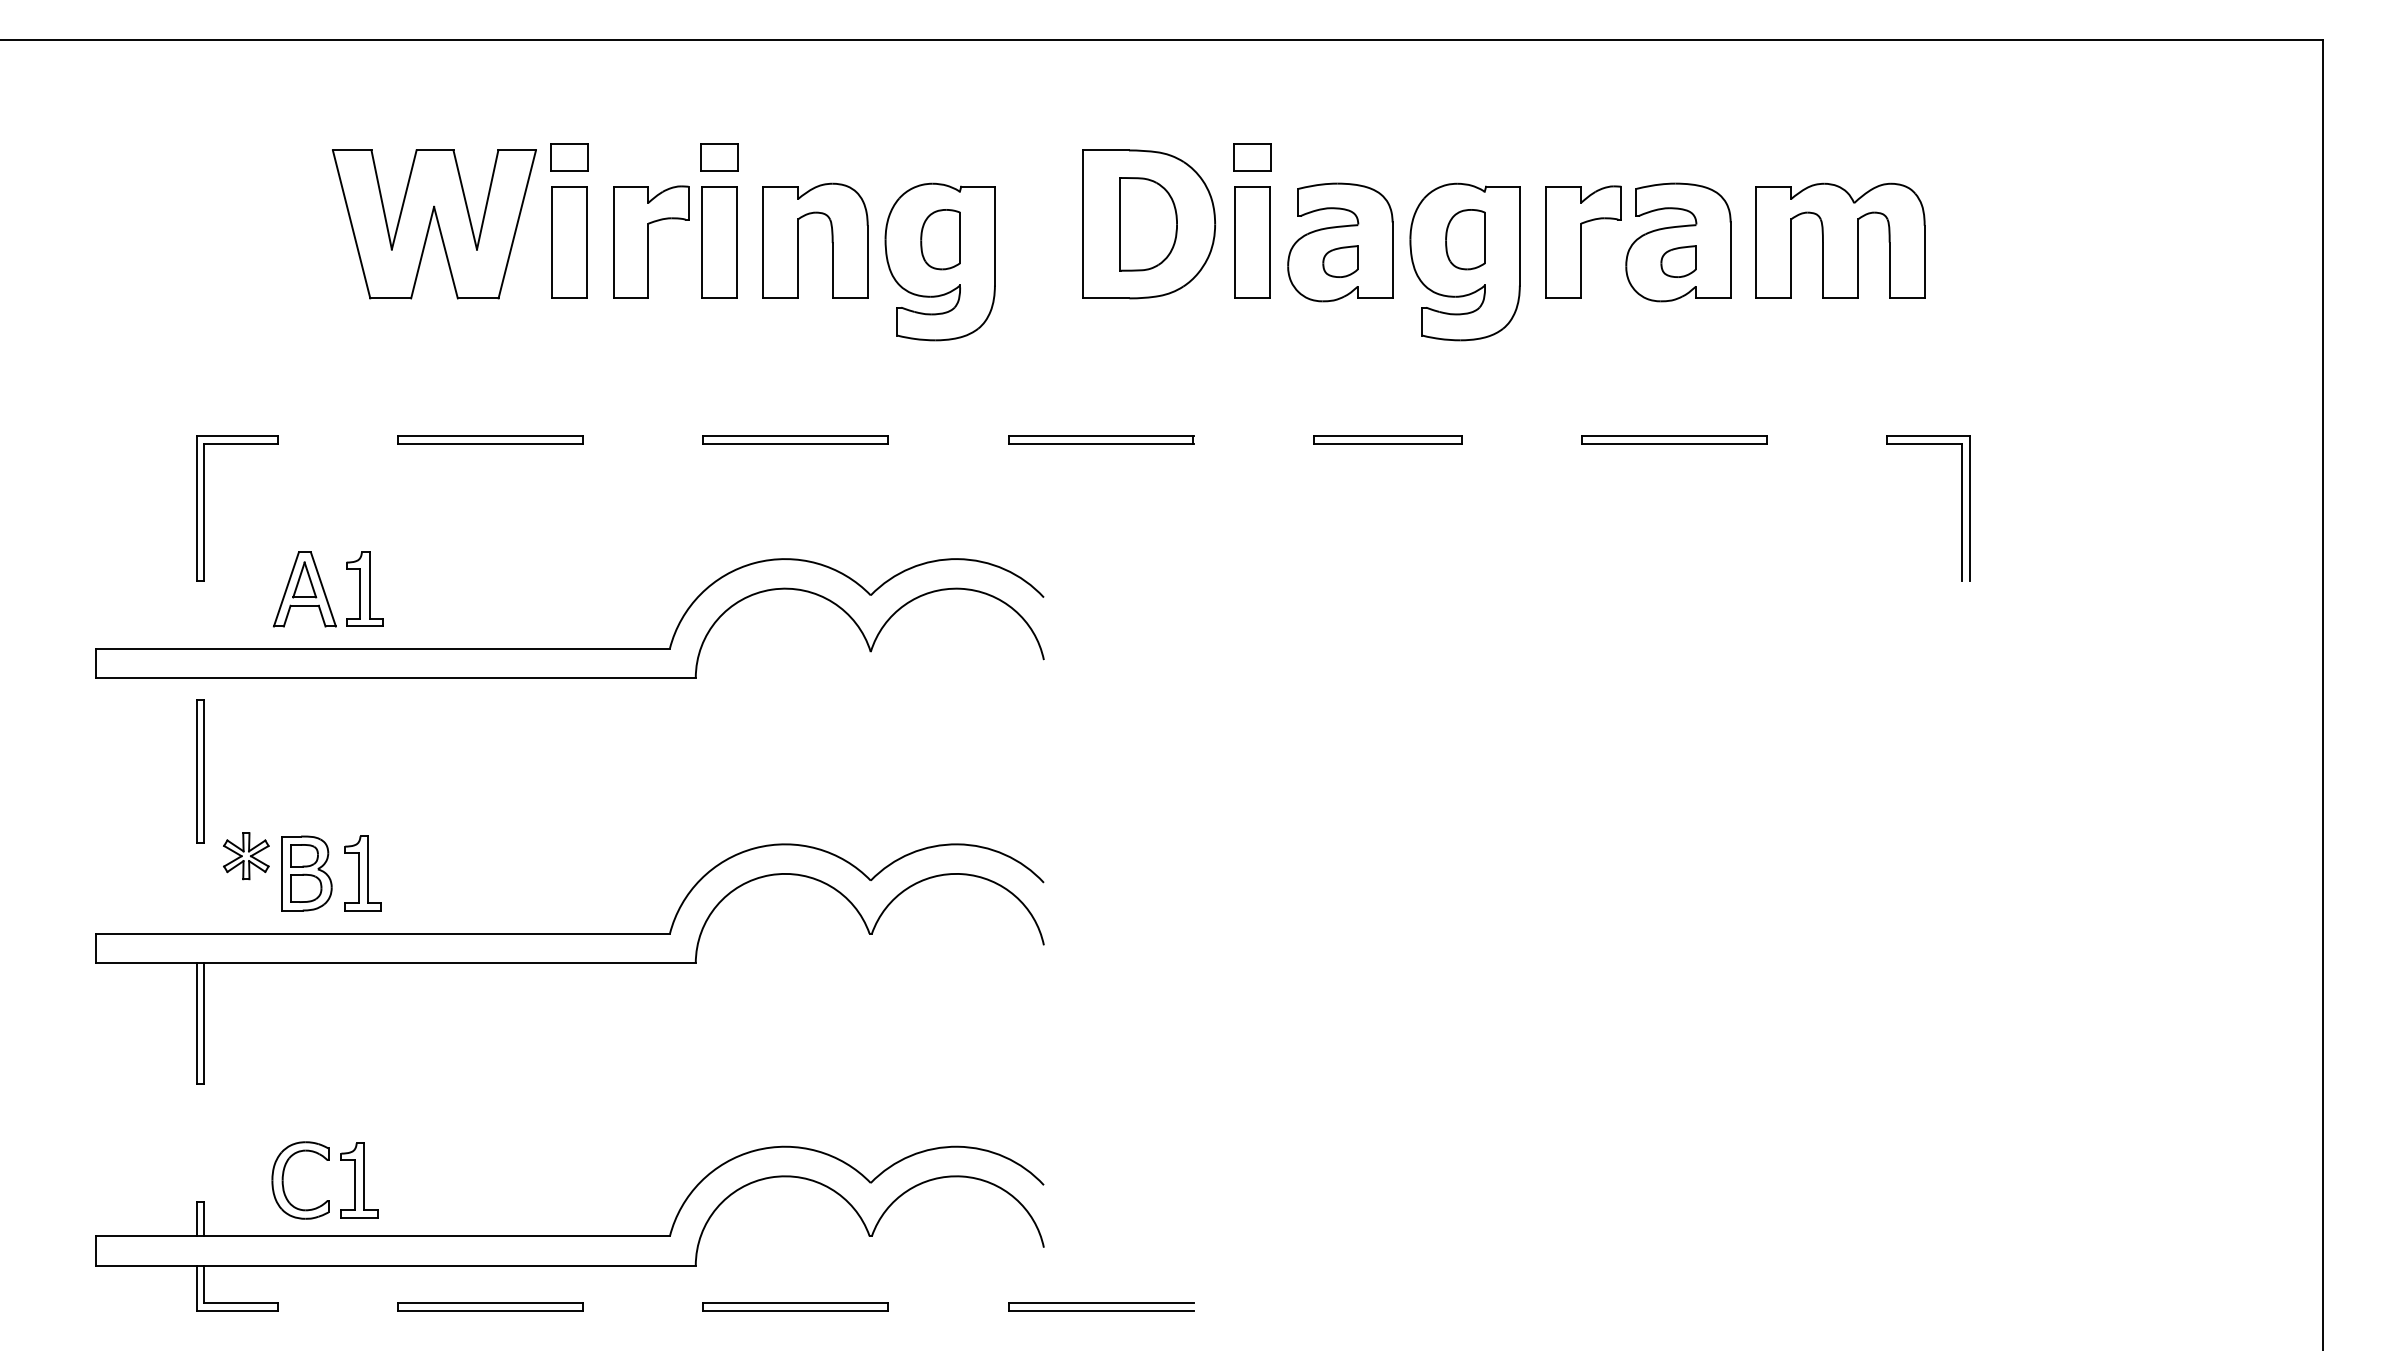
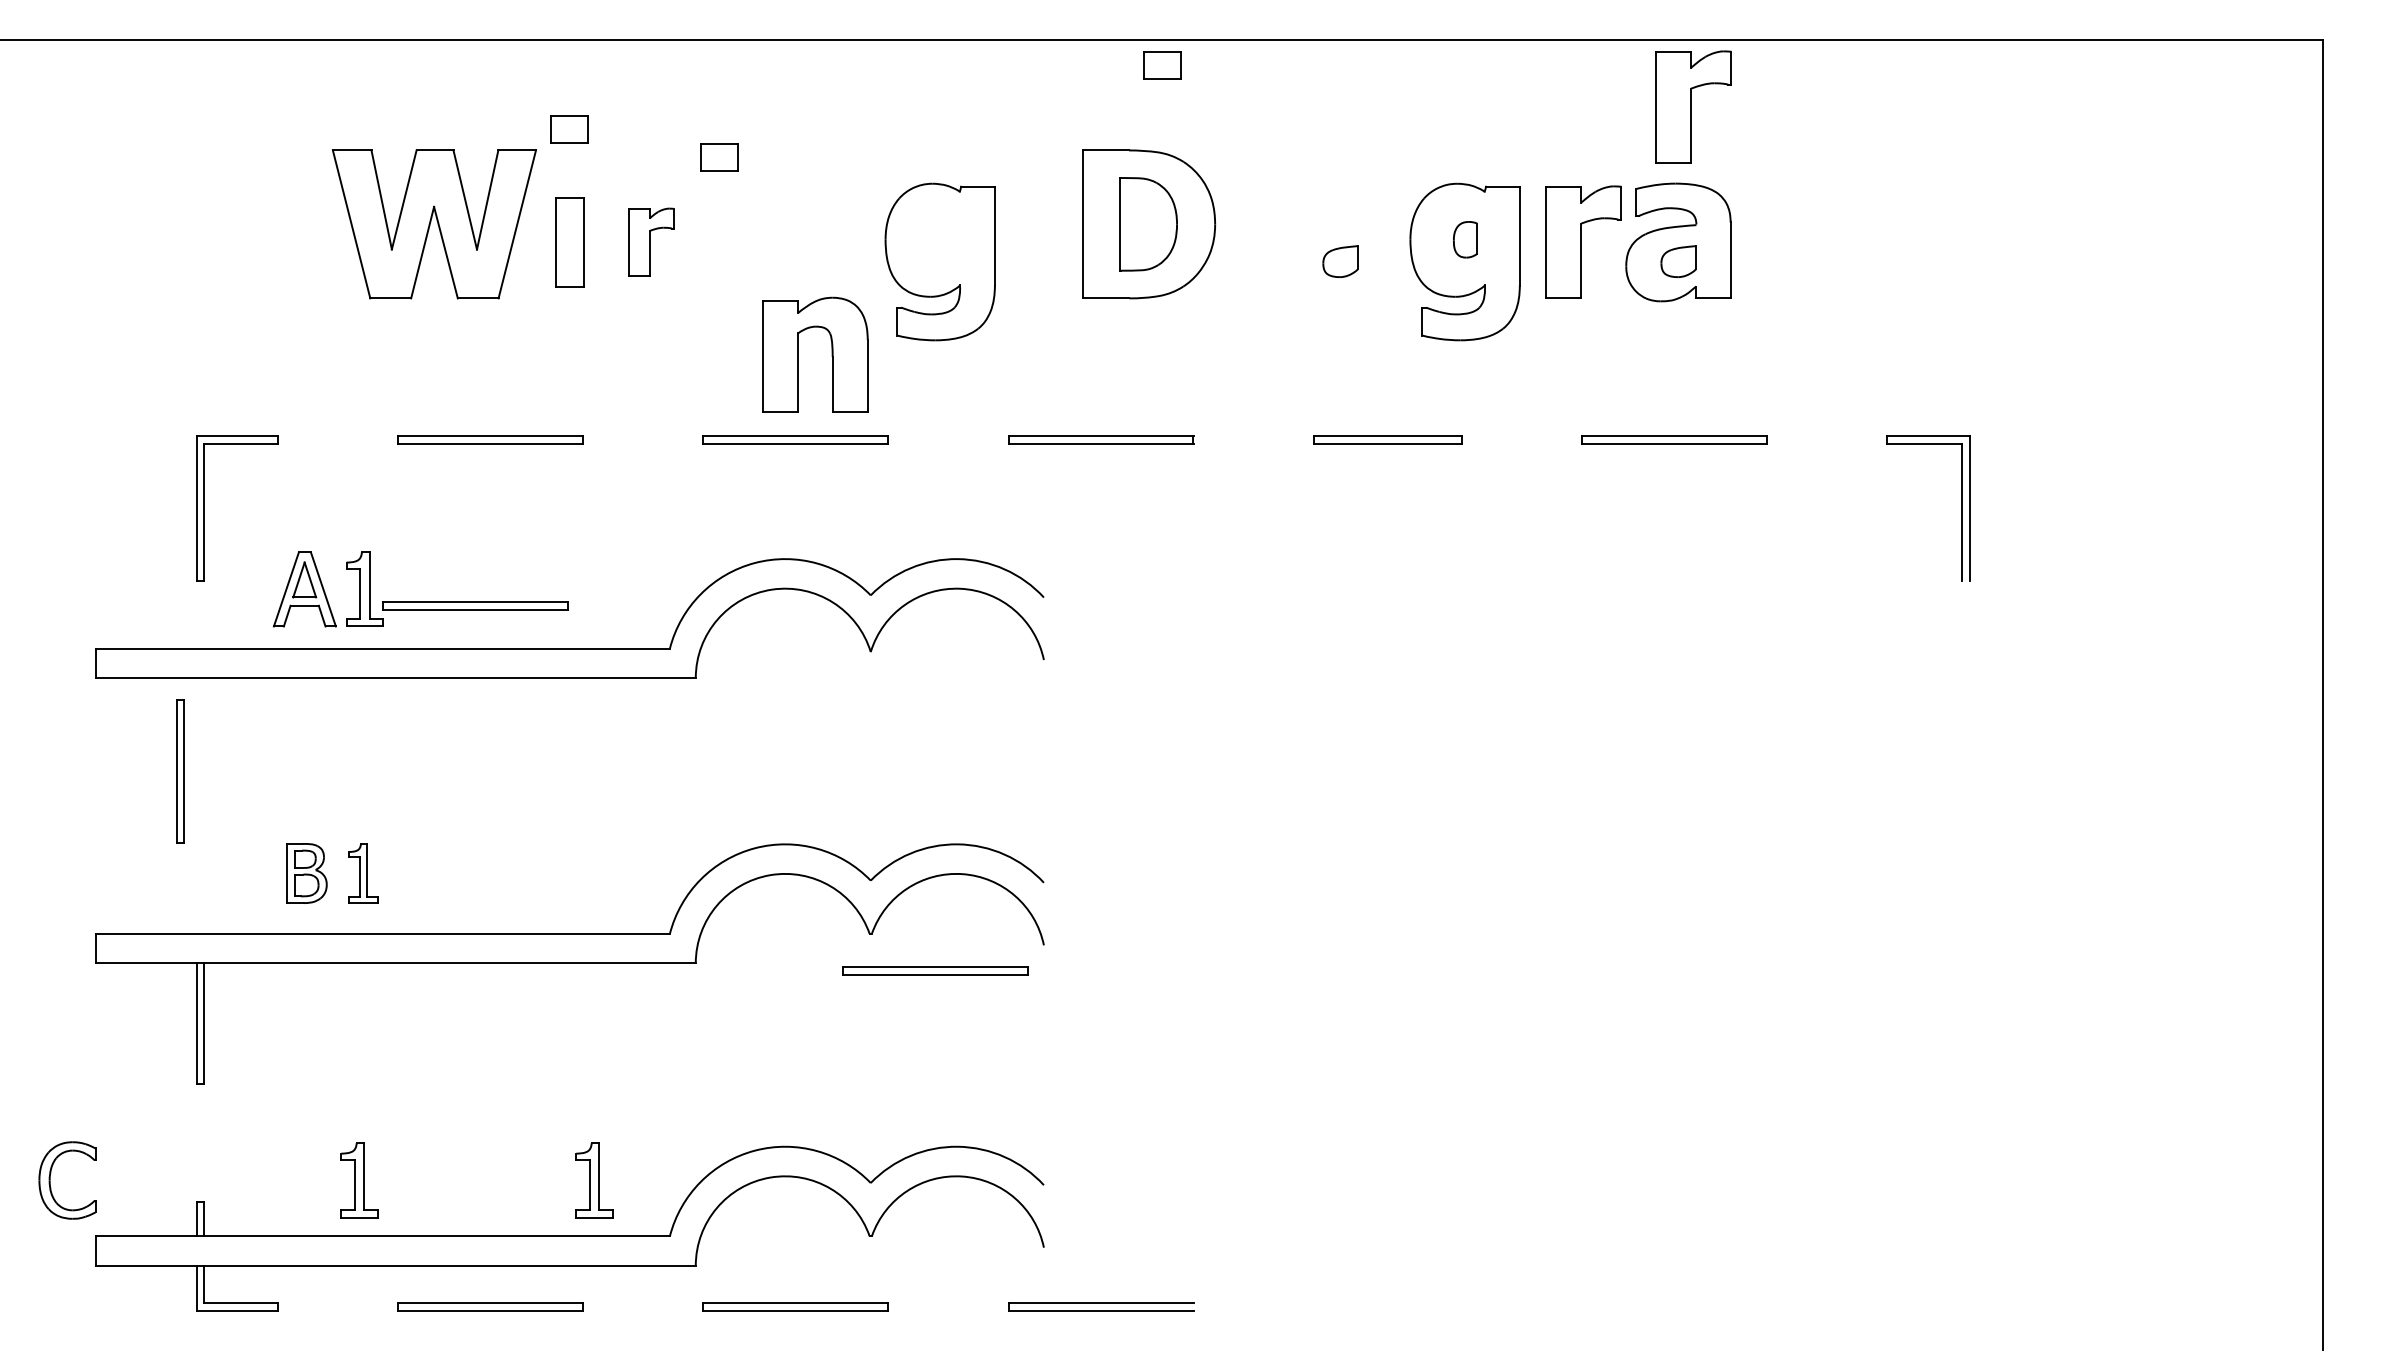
part: none -> present (1693, 106)
part position: (569, 157) -> (569, 129) (569, 129)
part position: (1252, 157) -> (1162, 65) (1162, 65)
part: present -> none (940, 239)
part size: 41x62 px -> 25x38 px (1465, 239)
part position: (831, 240) -> (831, 354) (831, 354)
part: present -> none (1840, 240)
part size: 77x114 px -> 47x70 px (651, 241)
part size: 37x113 px -> 30x91 px (569, 242)
part: present -> none (719, 242)
part: present -> none (1252, 242)
part: present -> none (1340, 242)
part: none -> present (475, 605)
part position: (200, 771) -> (180, 771) (180, 771)
part: present -> none (246, 856)
part size: 52x77 px -> 42x61 px (306, 873)
part size: 38x77 px -> 31x61 px (363, 873)
part: none -> present (935, 970)
part position: (283, 1180) -> (50, 1180) (50, 1180)
part: none -> present (594, 1180)
